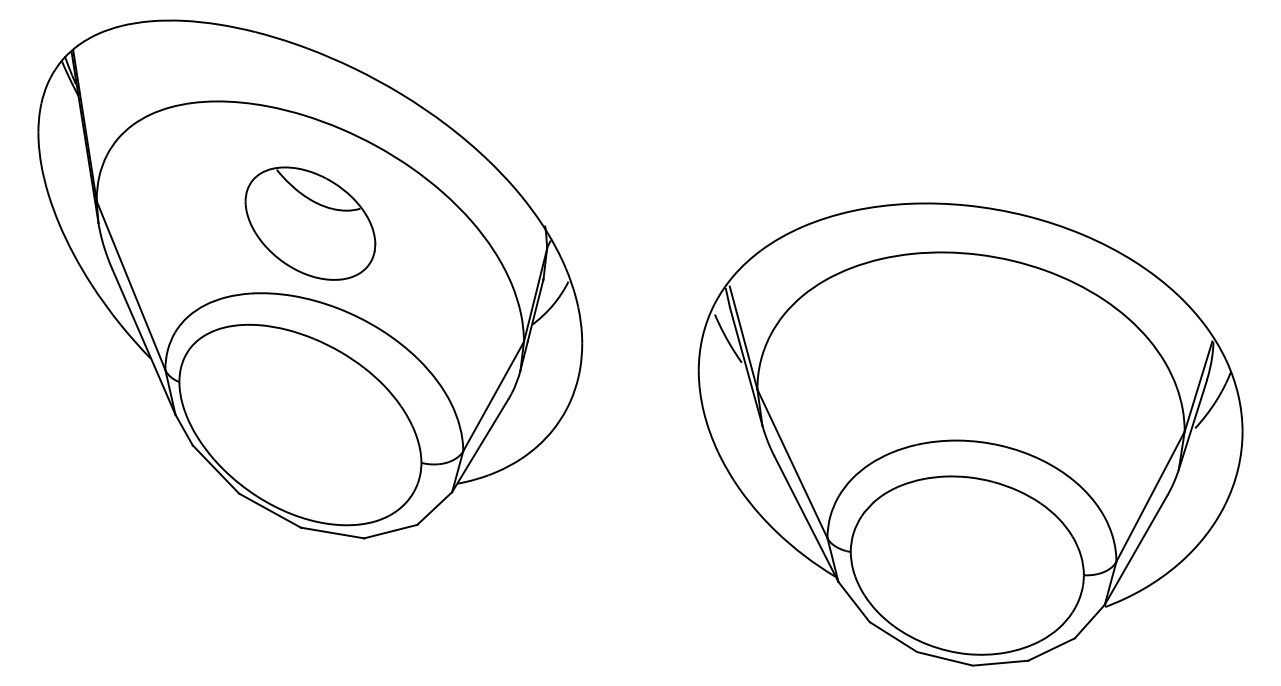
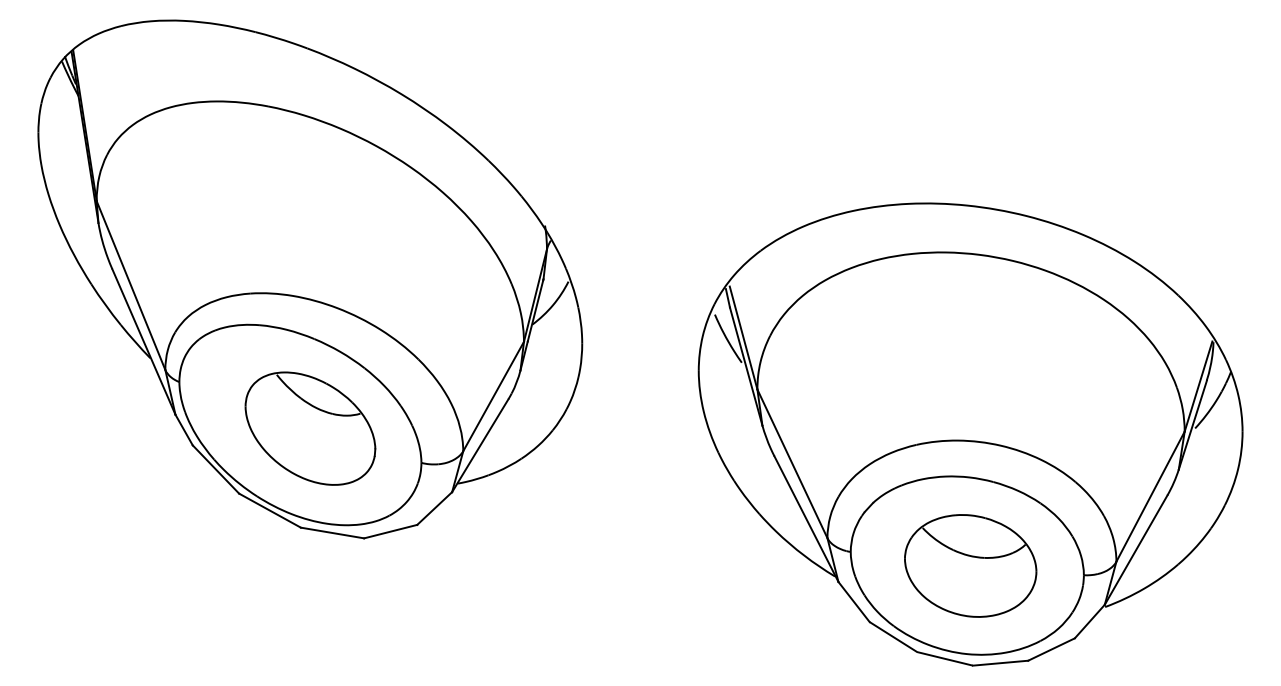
part position: (310, 223) -> (310, 428) (310, 428)
part: none -> present (970, 565)
